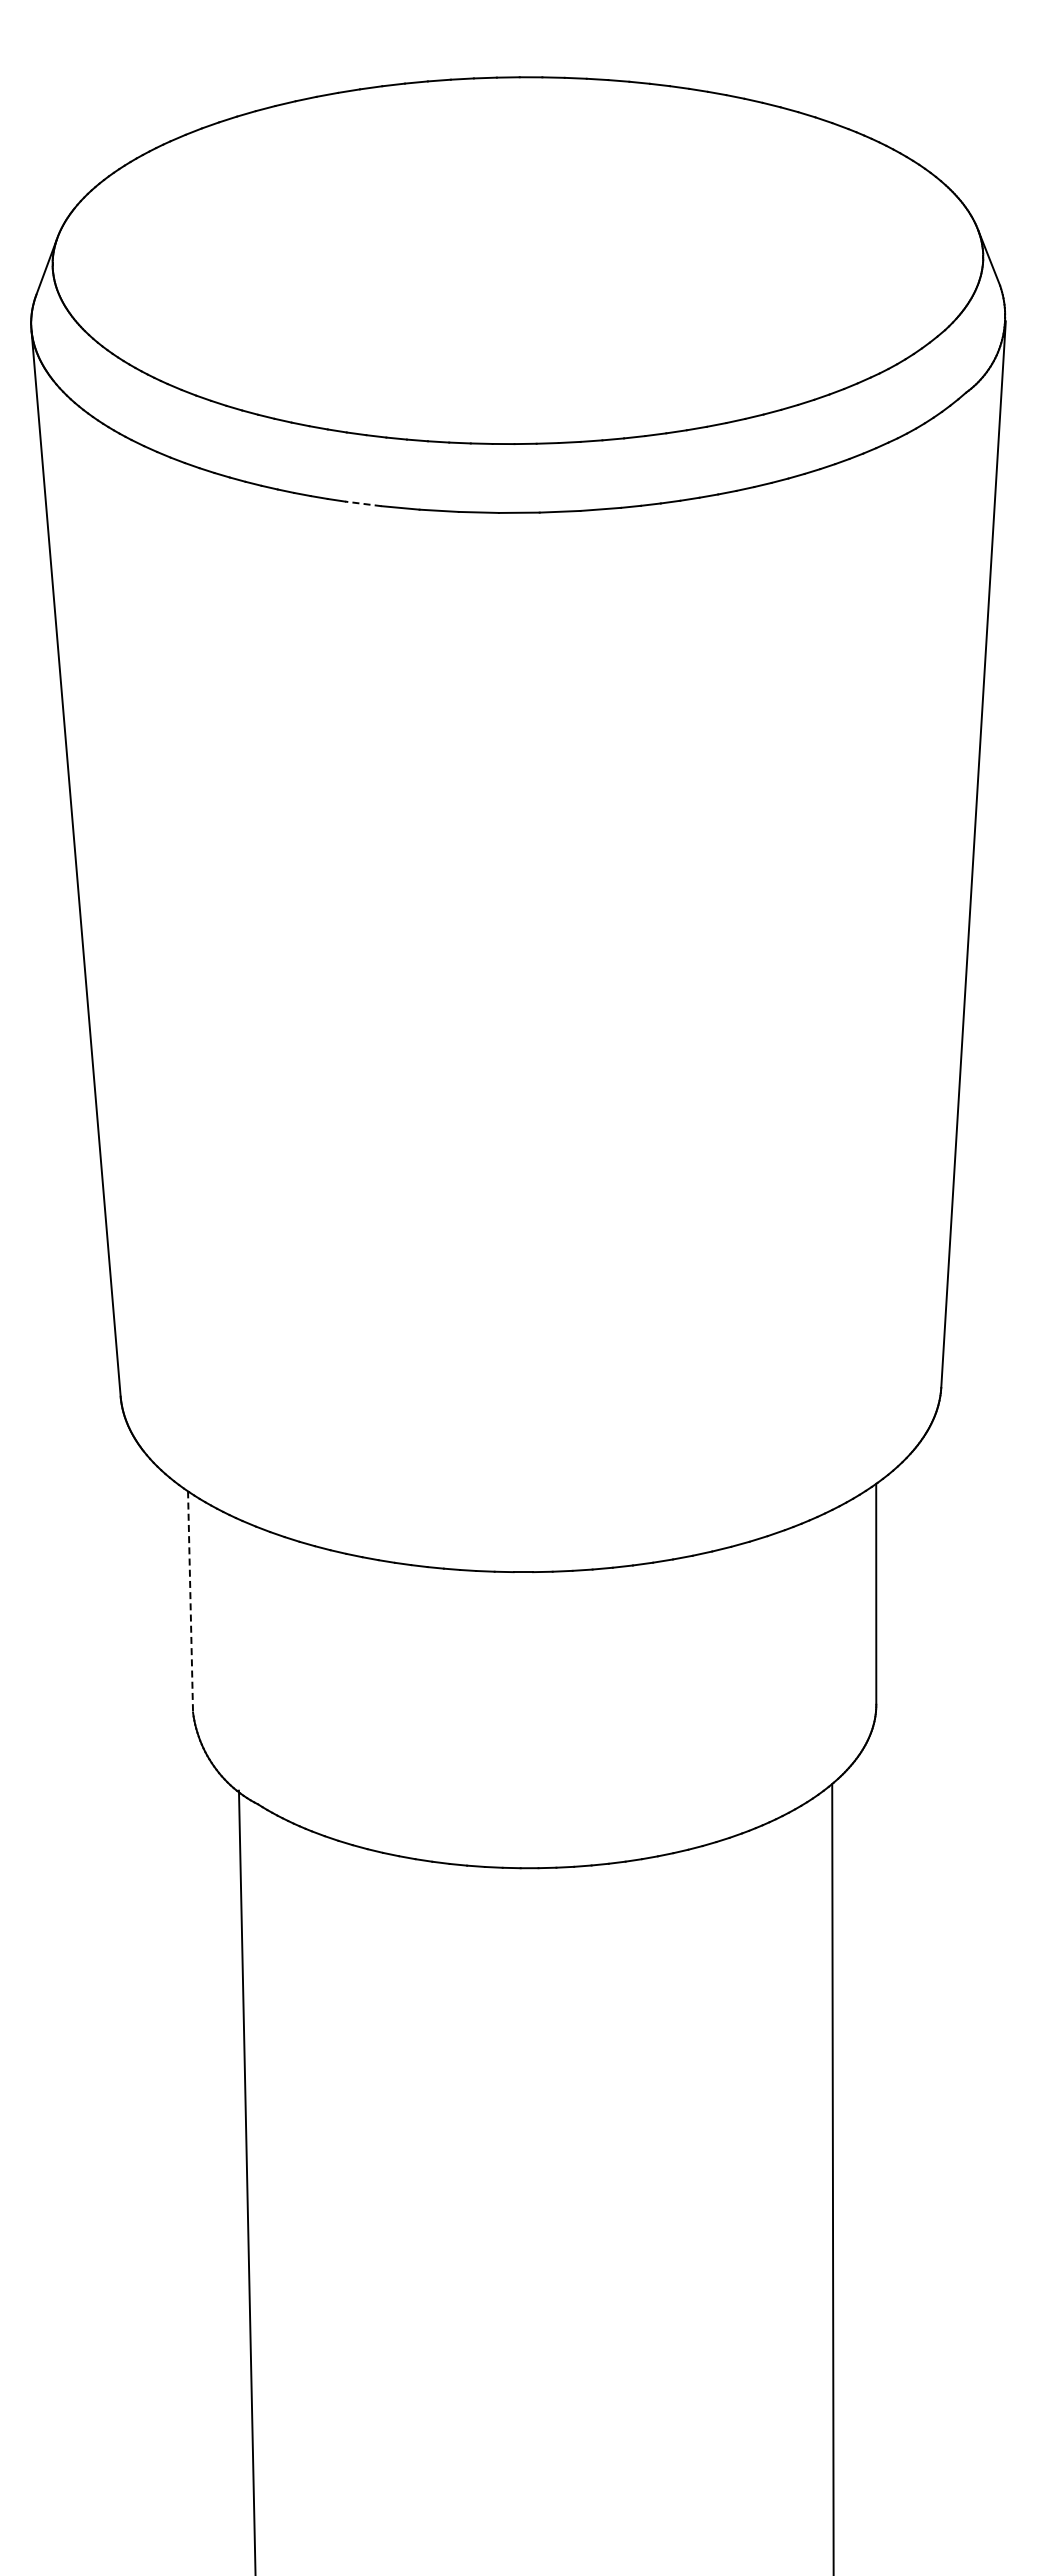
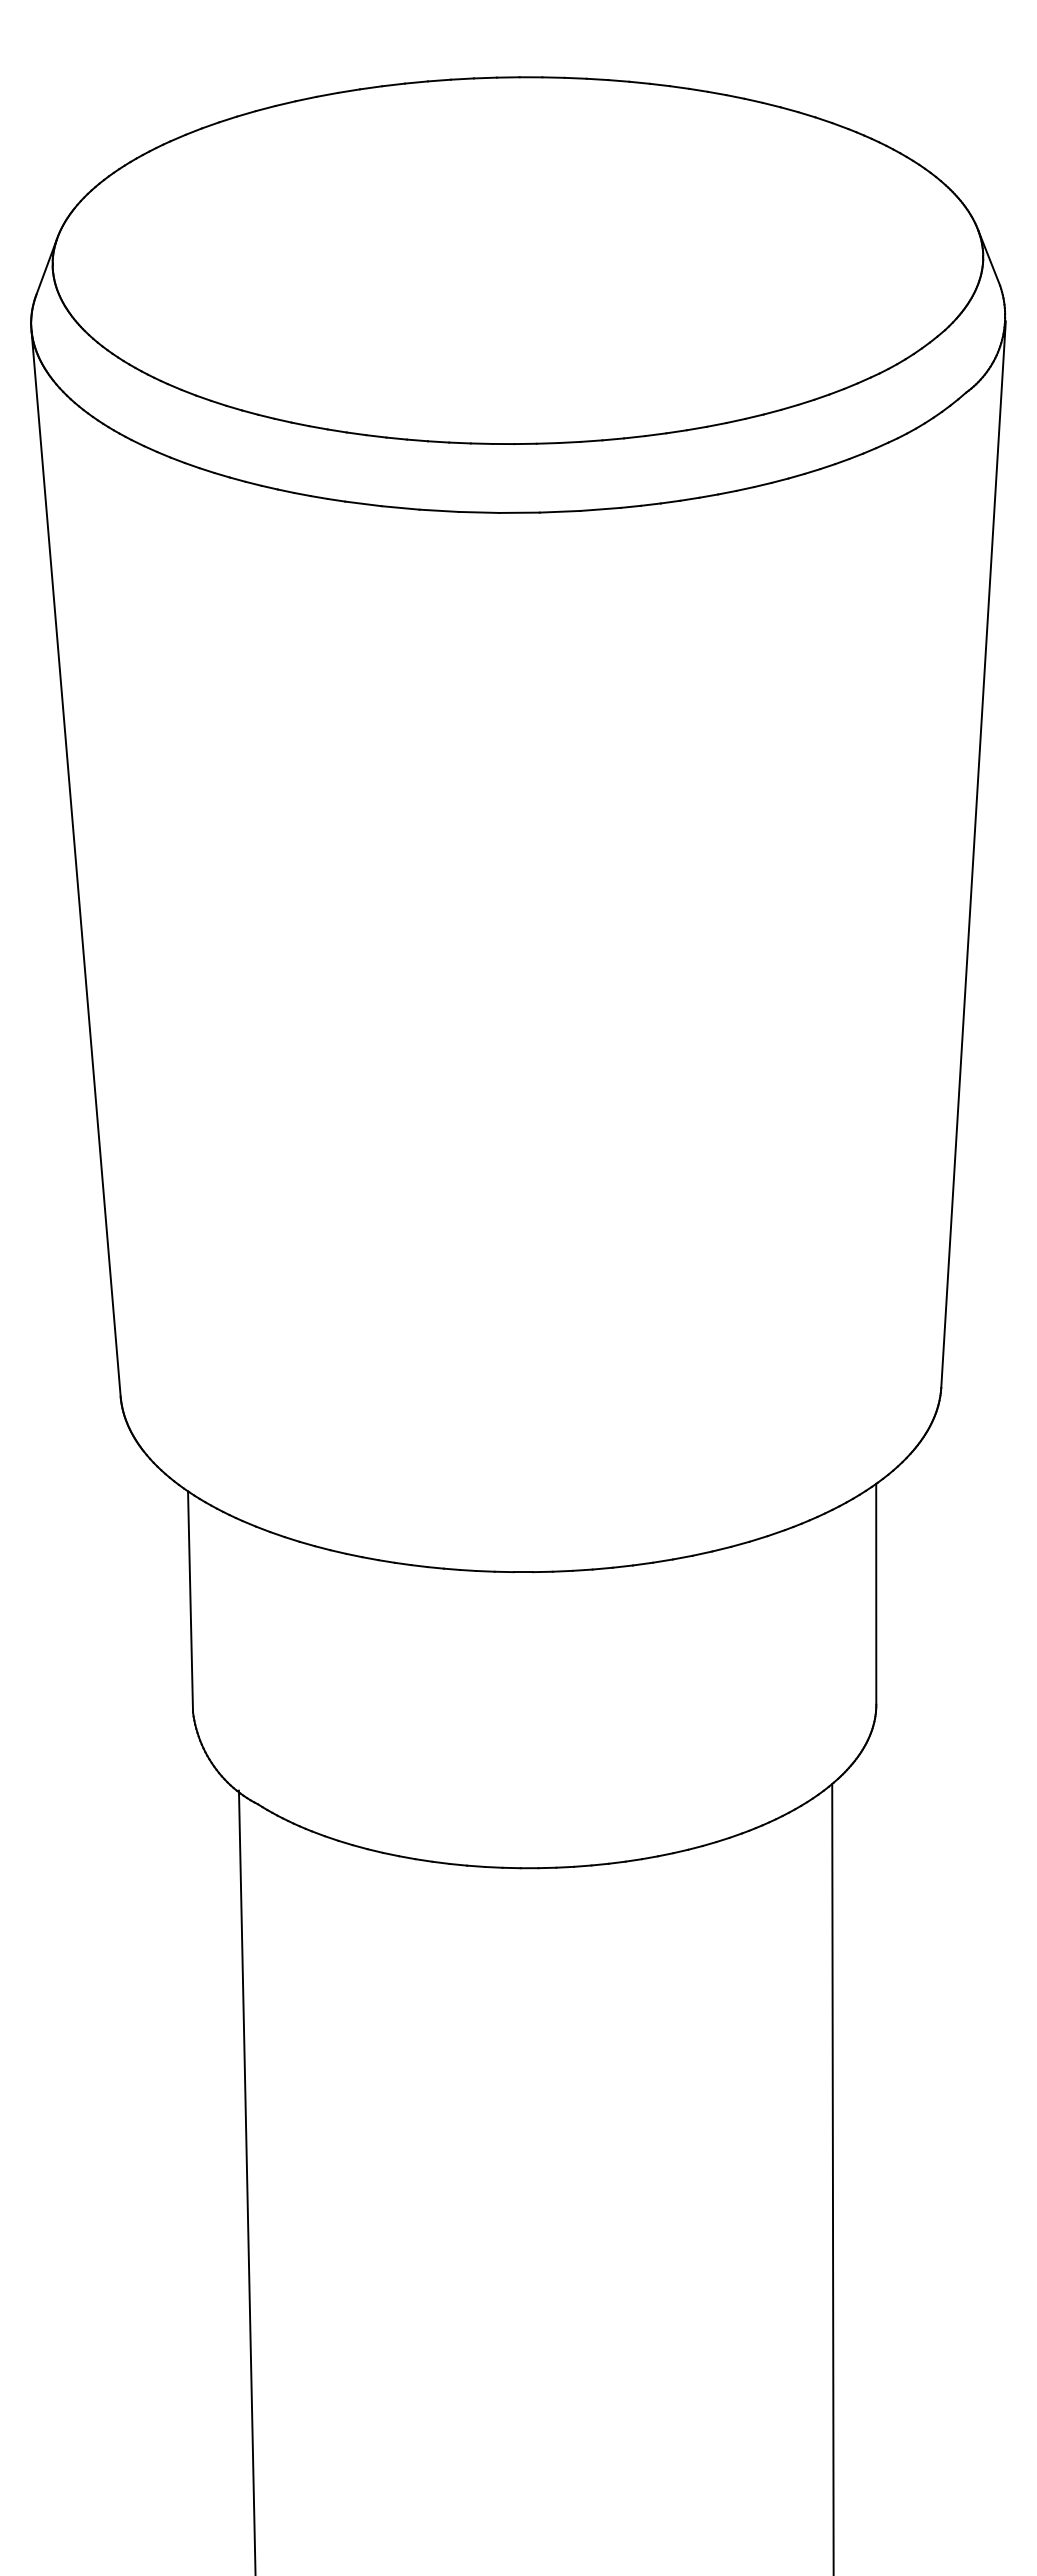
line: dashed -> solid (362, 503)
line: dashed -> solid (190, 1601)
